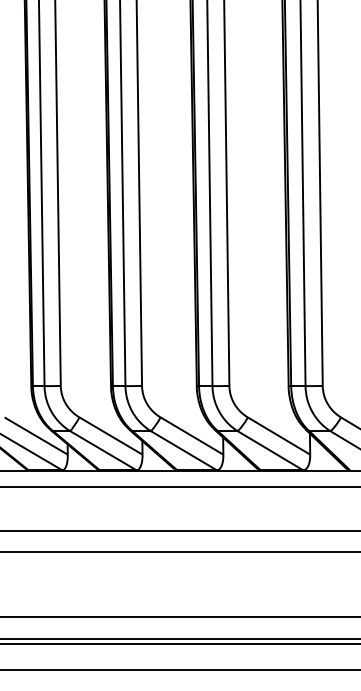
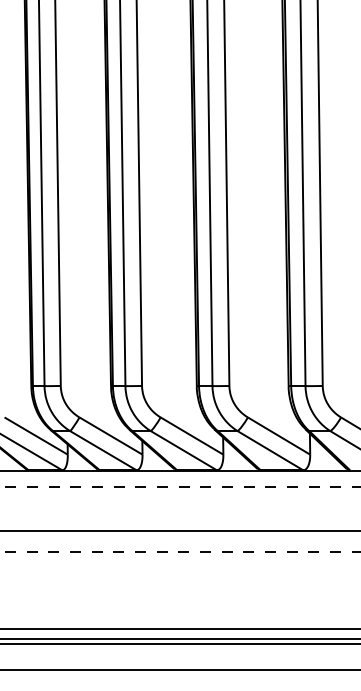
line: solid -> dashed (180, 487)
line: solid -> dashed (180, 552)
line position: (179, 617) -> (179, 629) (179, 629)
